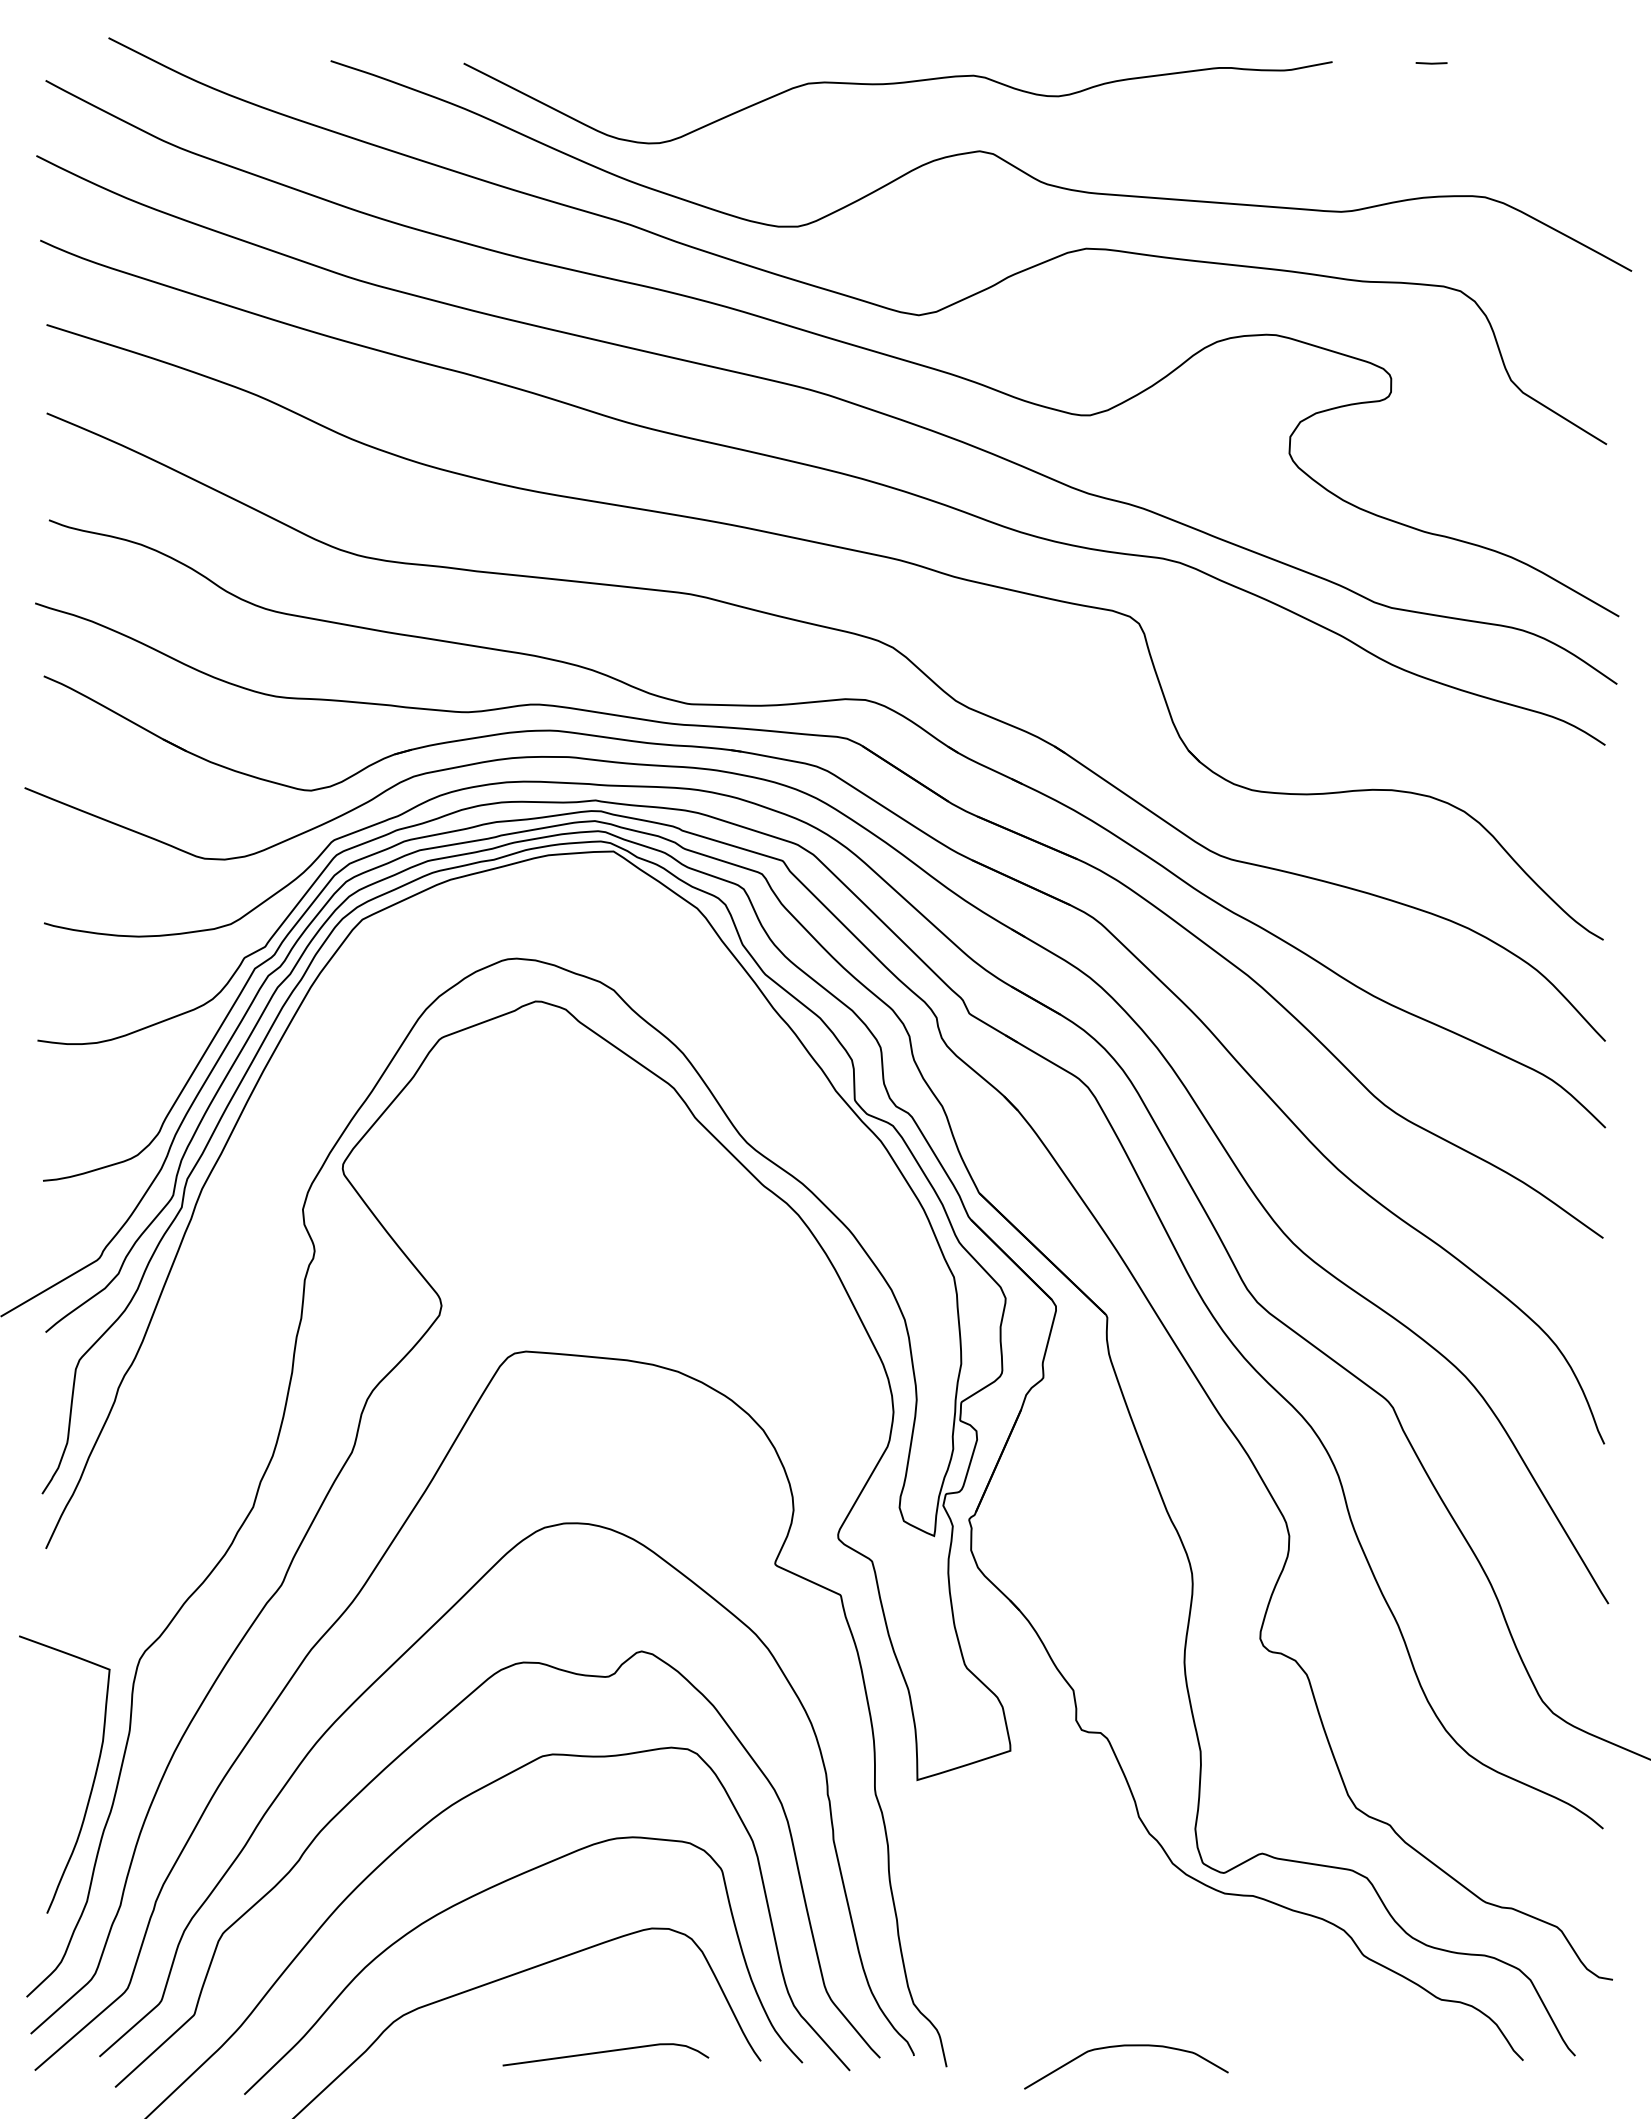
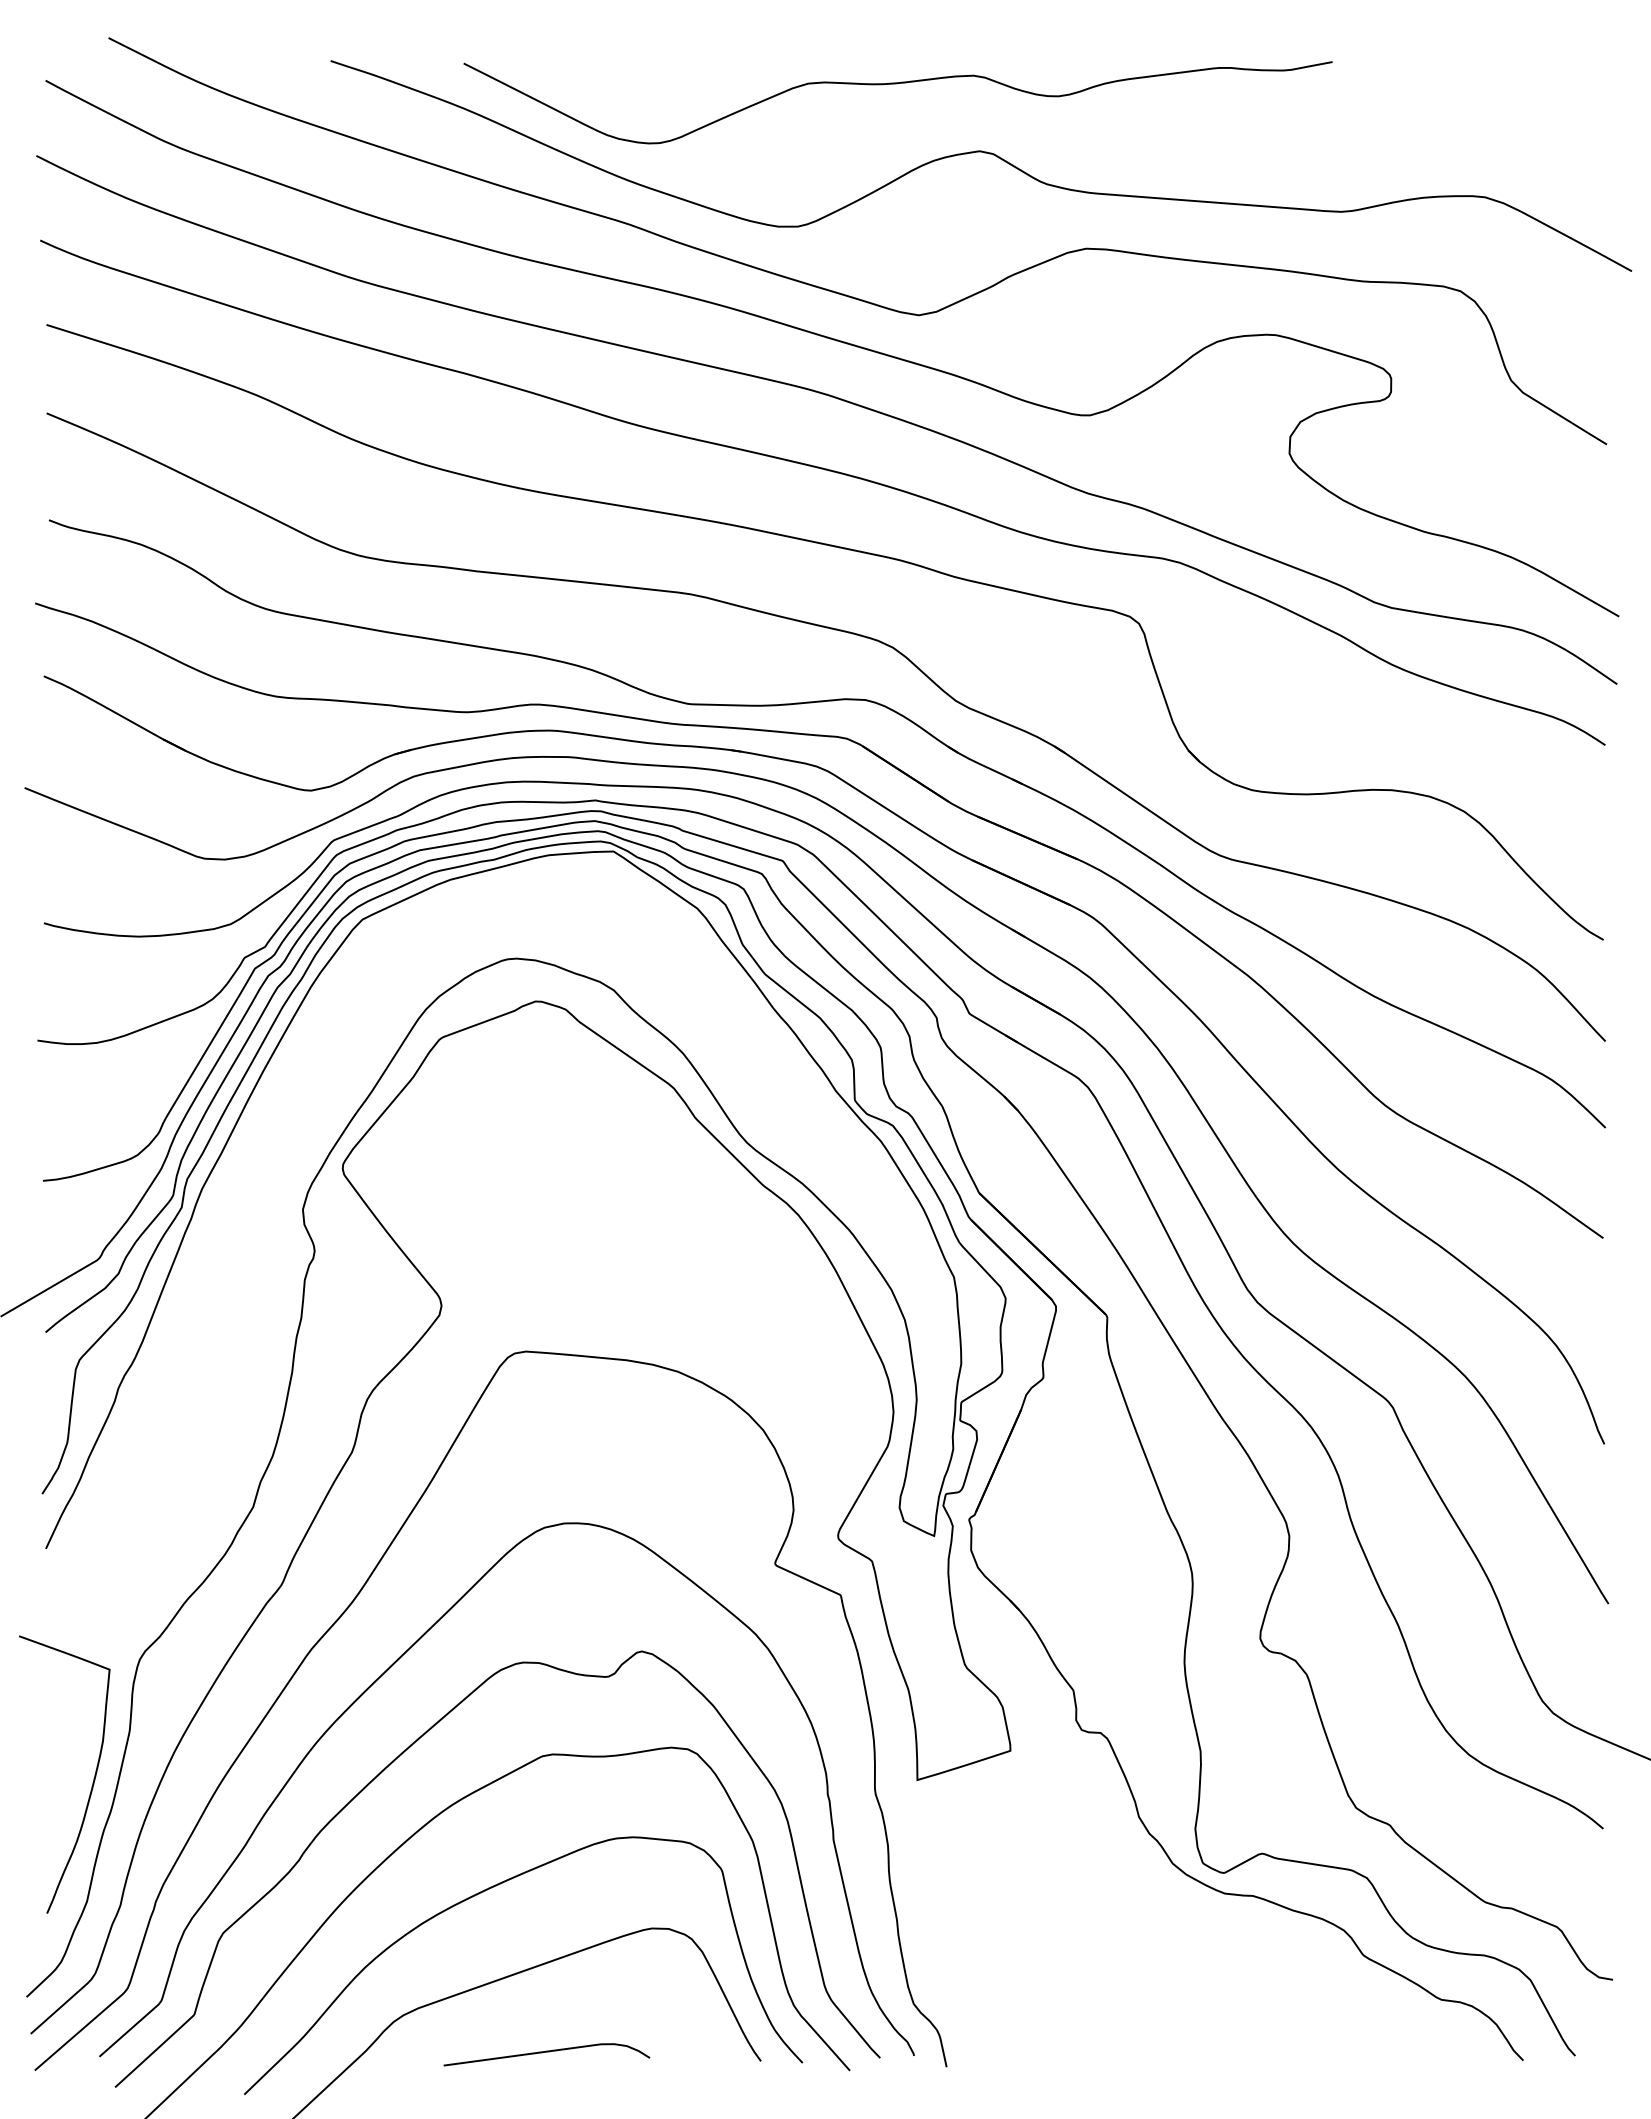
line: present -> none (1431, 63)
curve: present -> none (1126, 2046)
curve position: (605, 2052) -> (546, 2052) (546, 2052)
